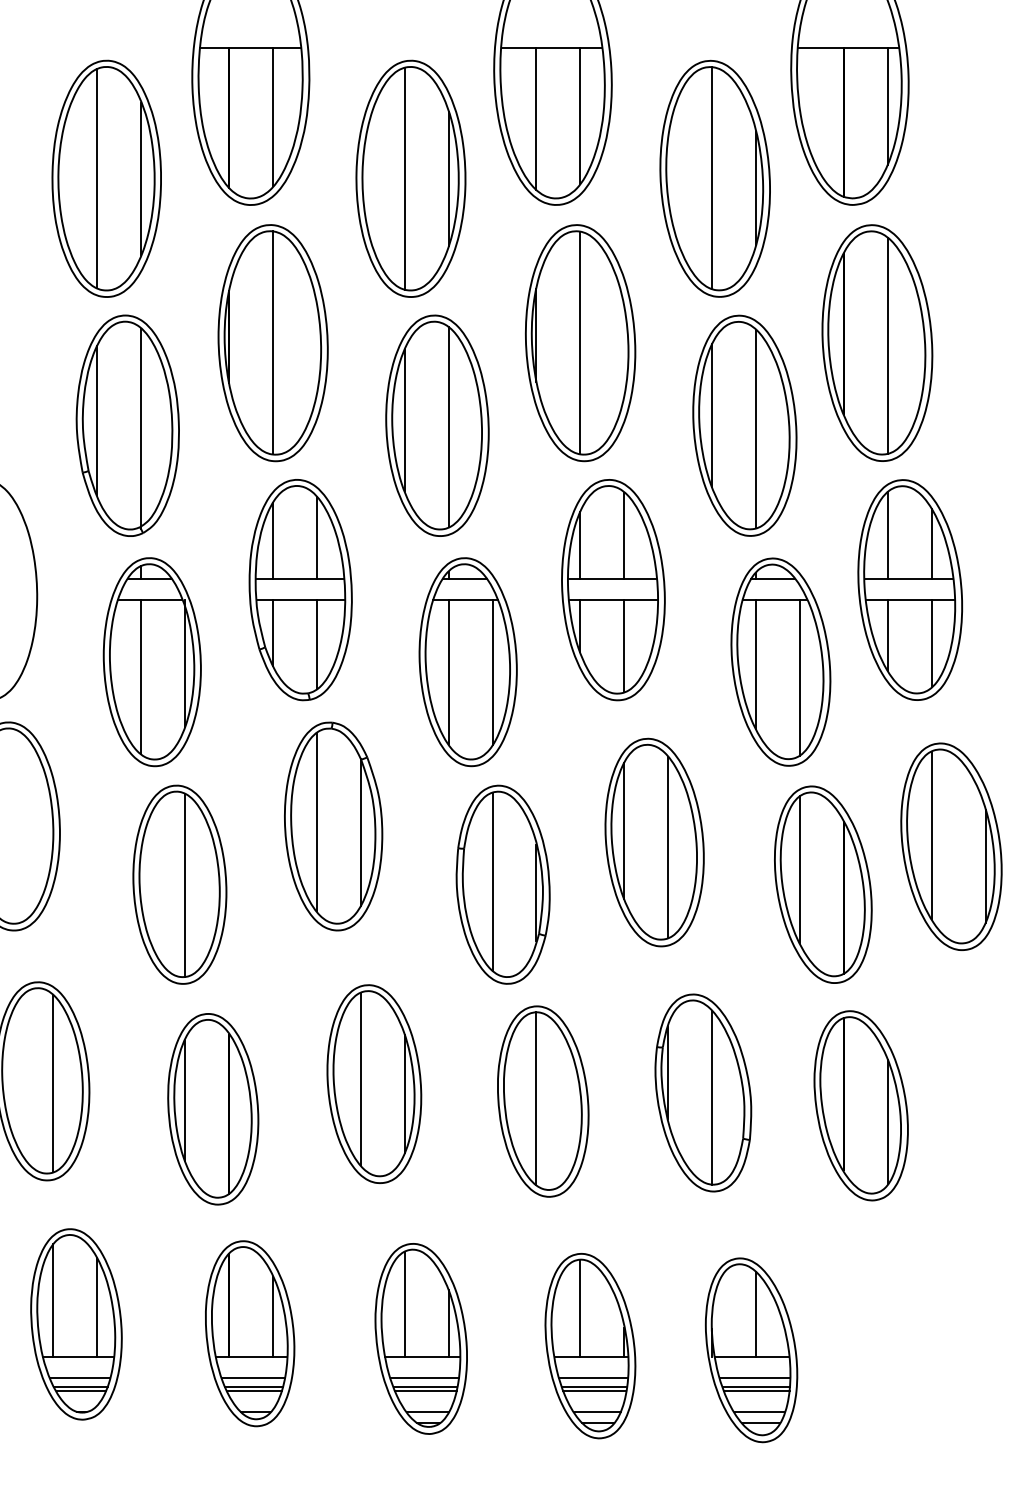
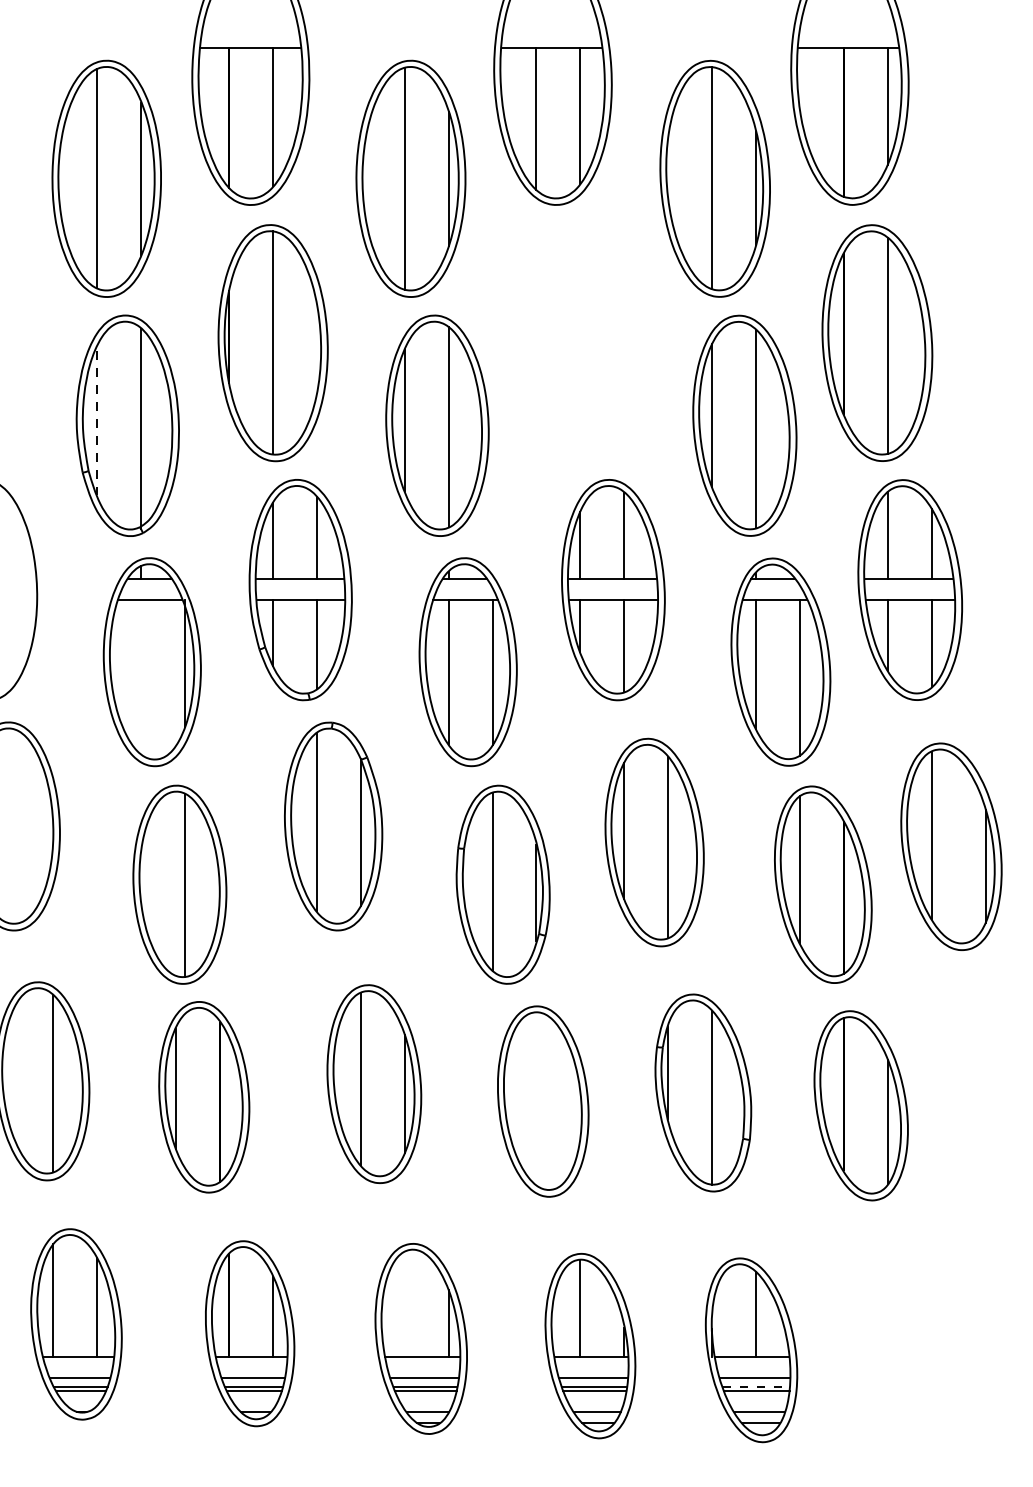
part: present -> none (580, 343)
line: solid -> dashed (97, 420)
line: present -> none (141, 677)
line: present -> none (536, 1098)
part position: (213, 1109) -> (204, 1097) (204, 1097)
line: present -> none (404, 1303)
line: solid -> dashed (756, 1386)
